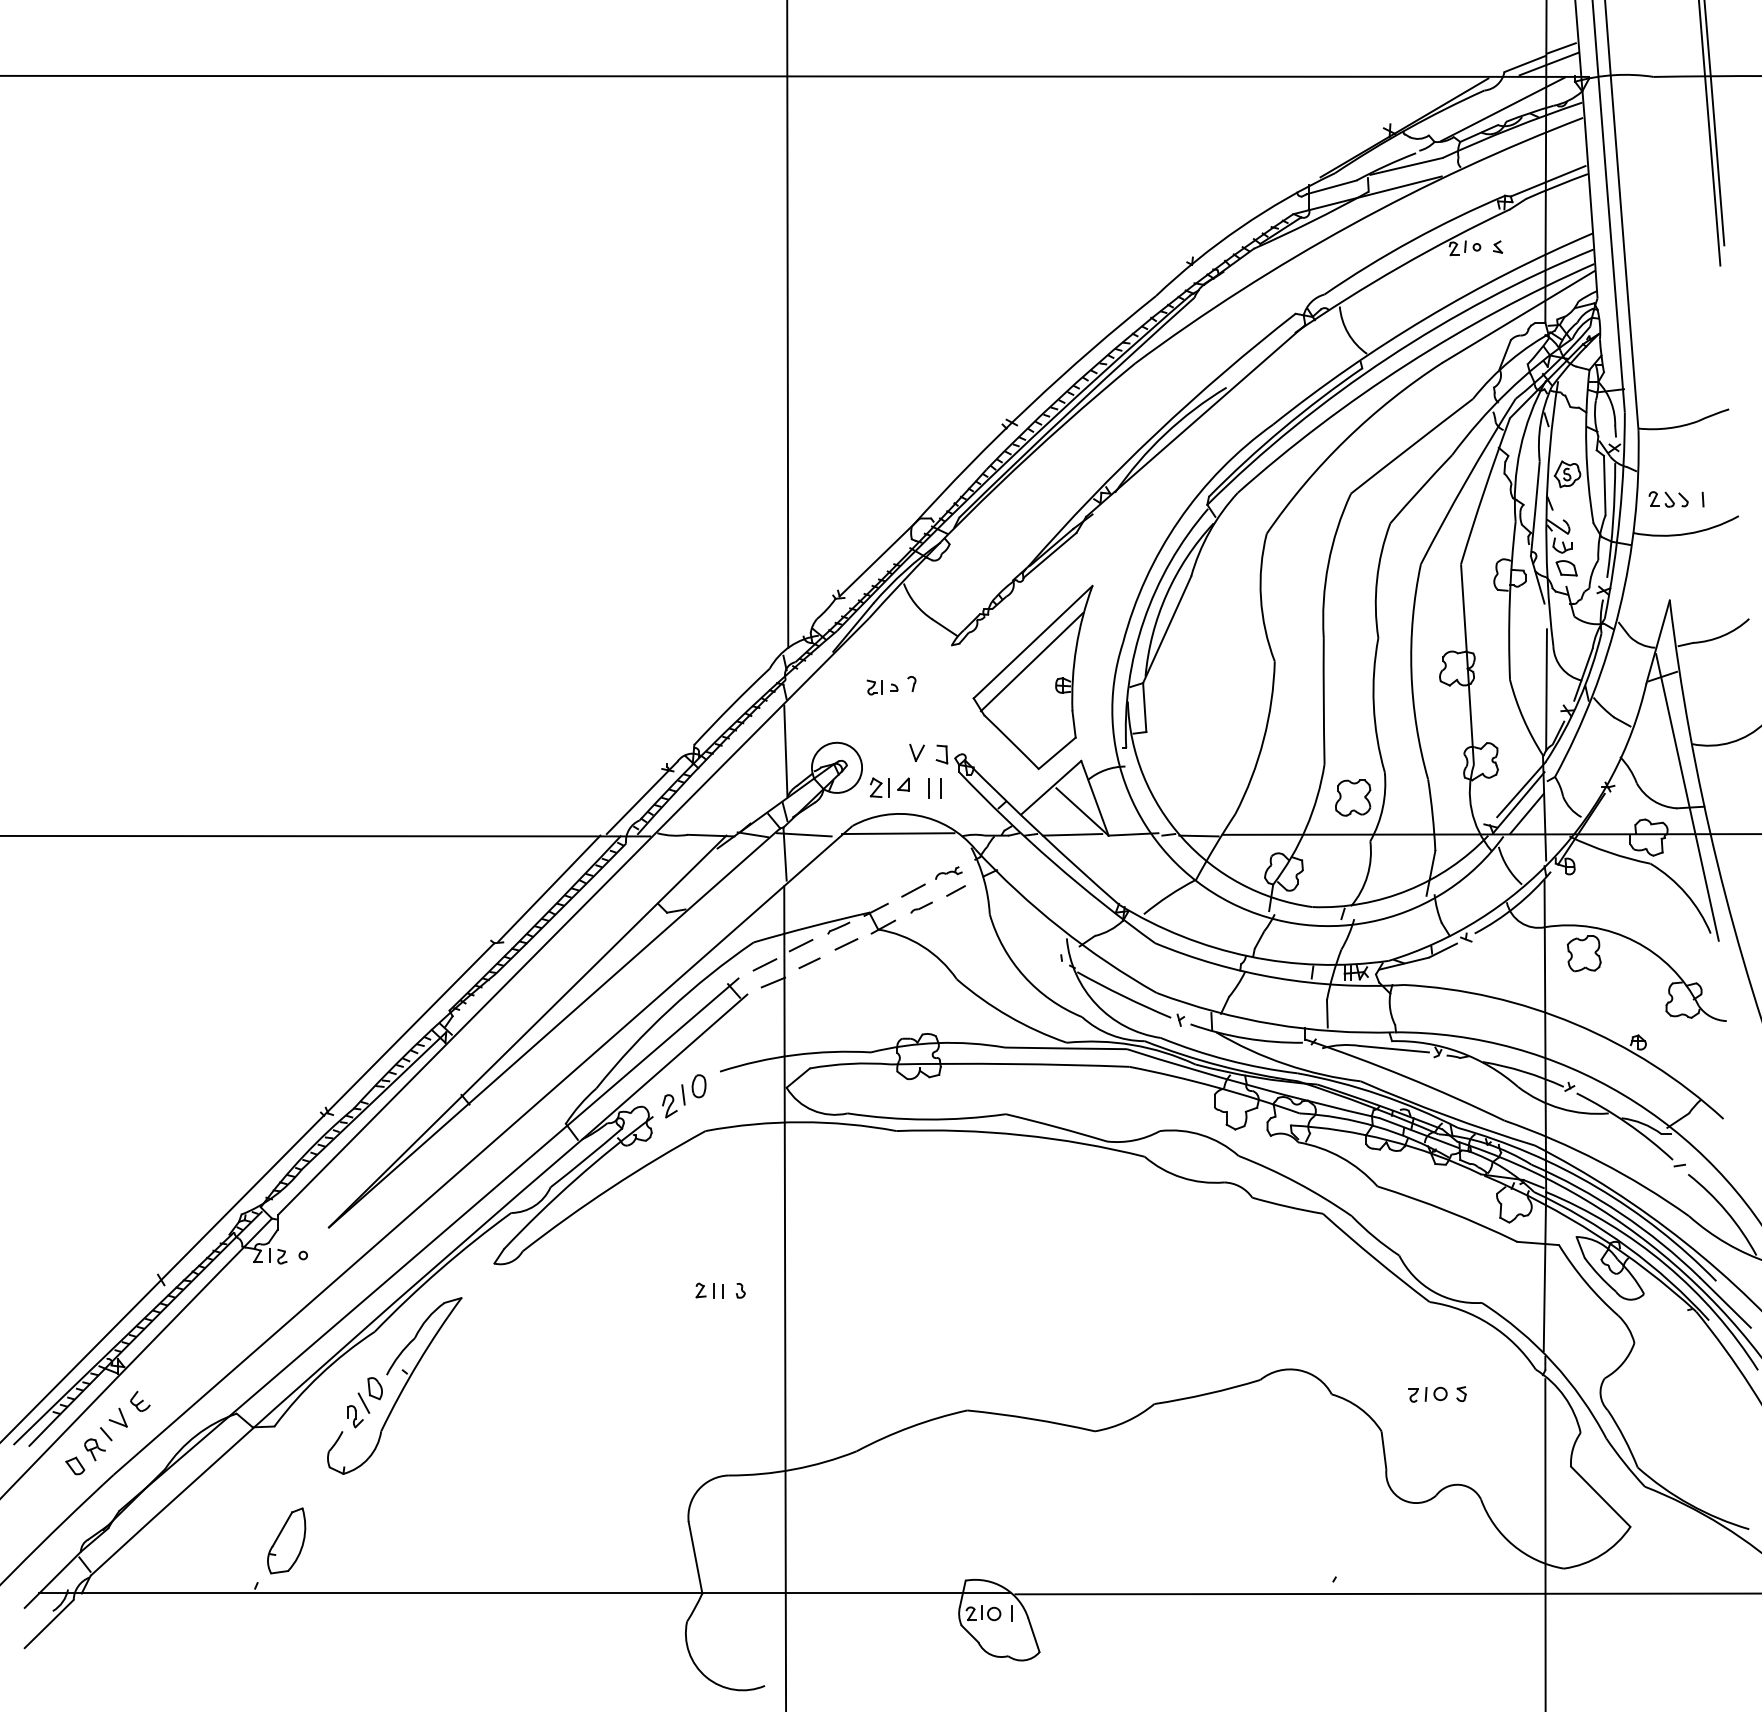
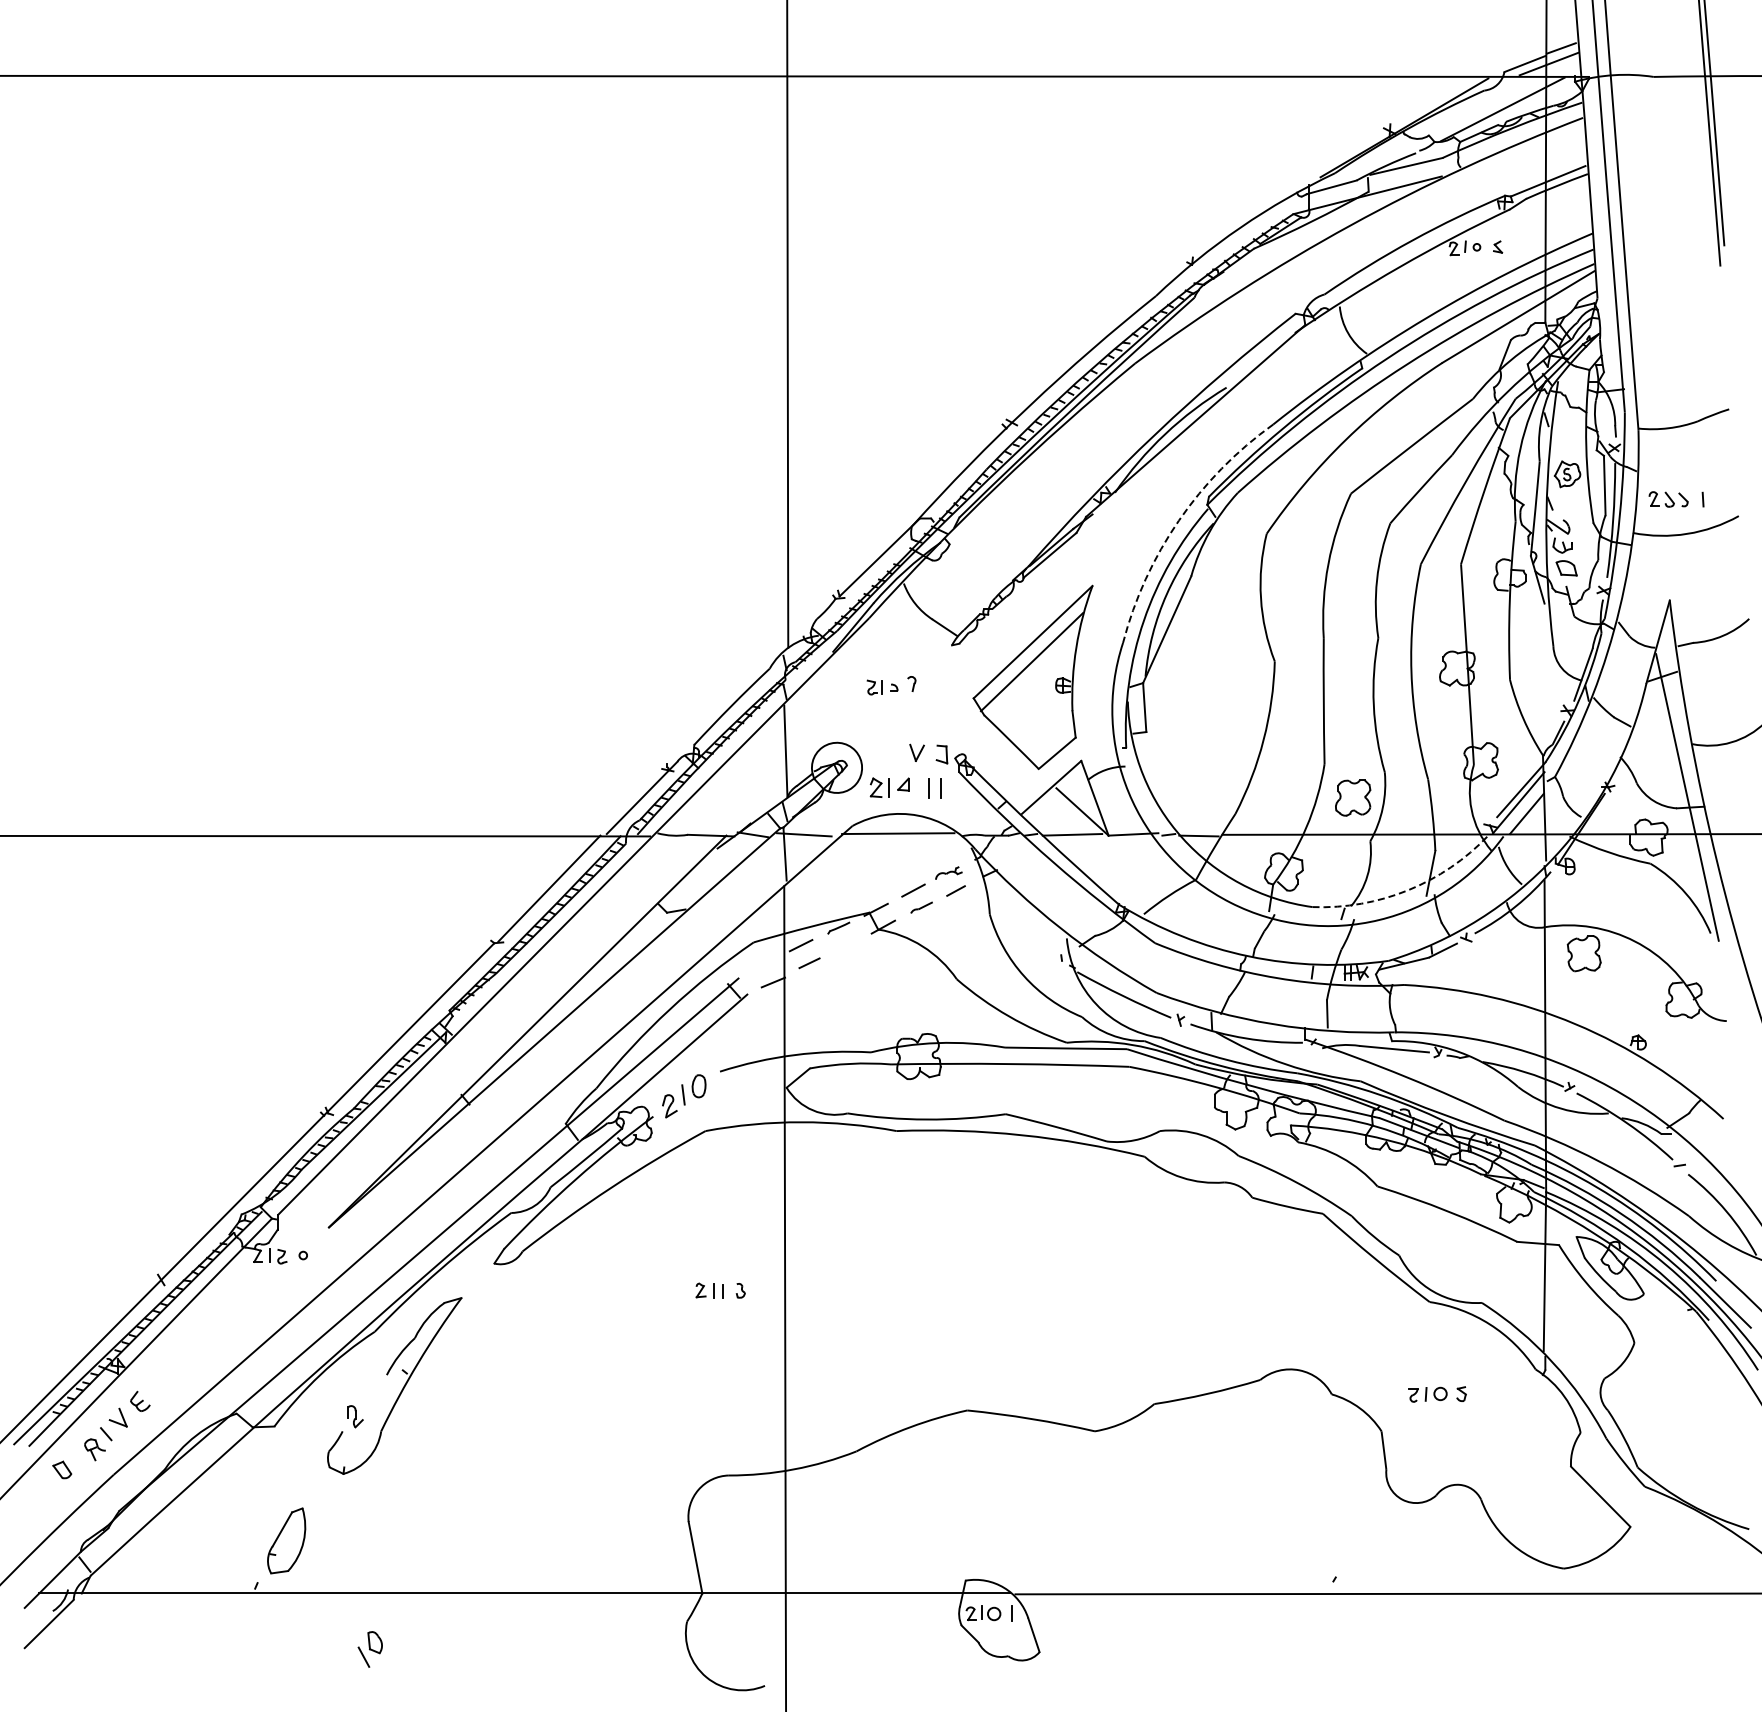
arc: solid -> dashed (1178, 520)
line: present -> none (1546, 689)
arc: solid -> dashed (1408, 890)
line: present -> none (846, 944)
line: present -> none (764, 964)
part position: (369, 1395) -> (369, 1649) (369, 1649)
part position: (75, 1465) -> (62, 1469) (62, 1469)
line: present -> none (1545, 1543)
